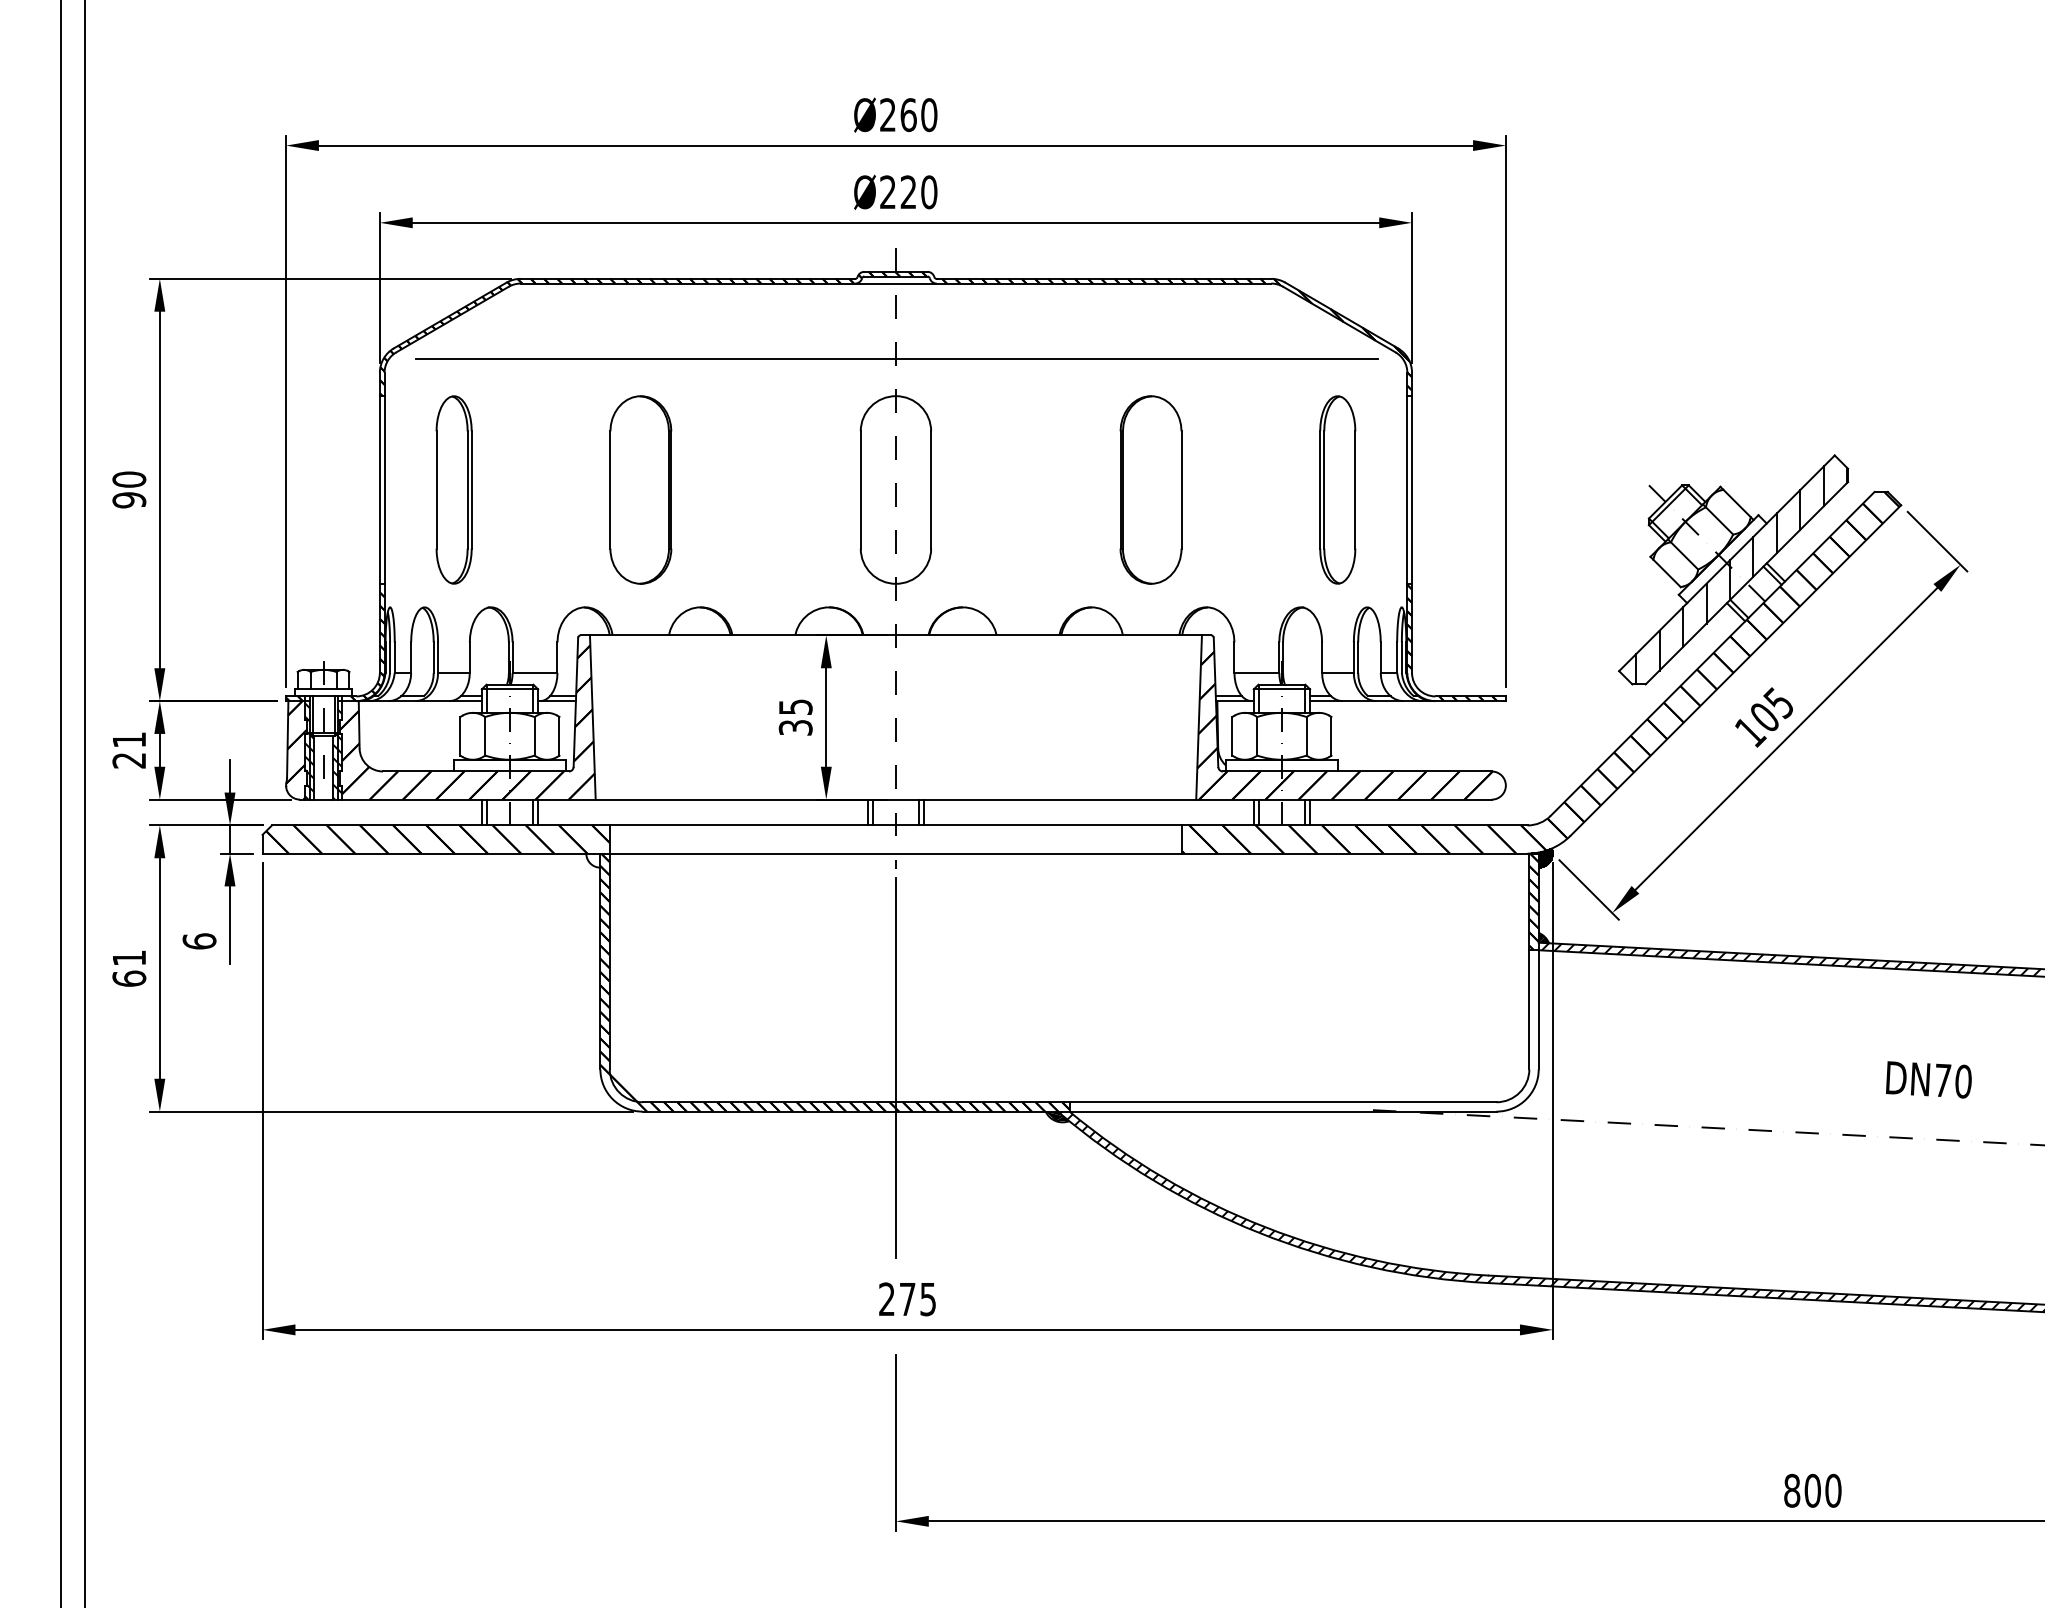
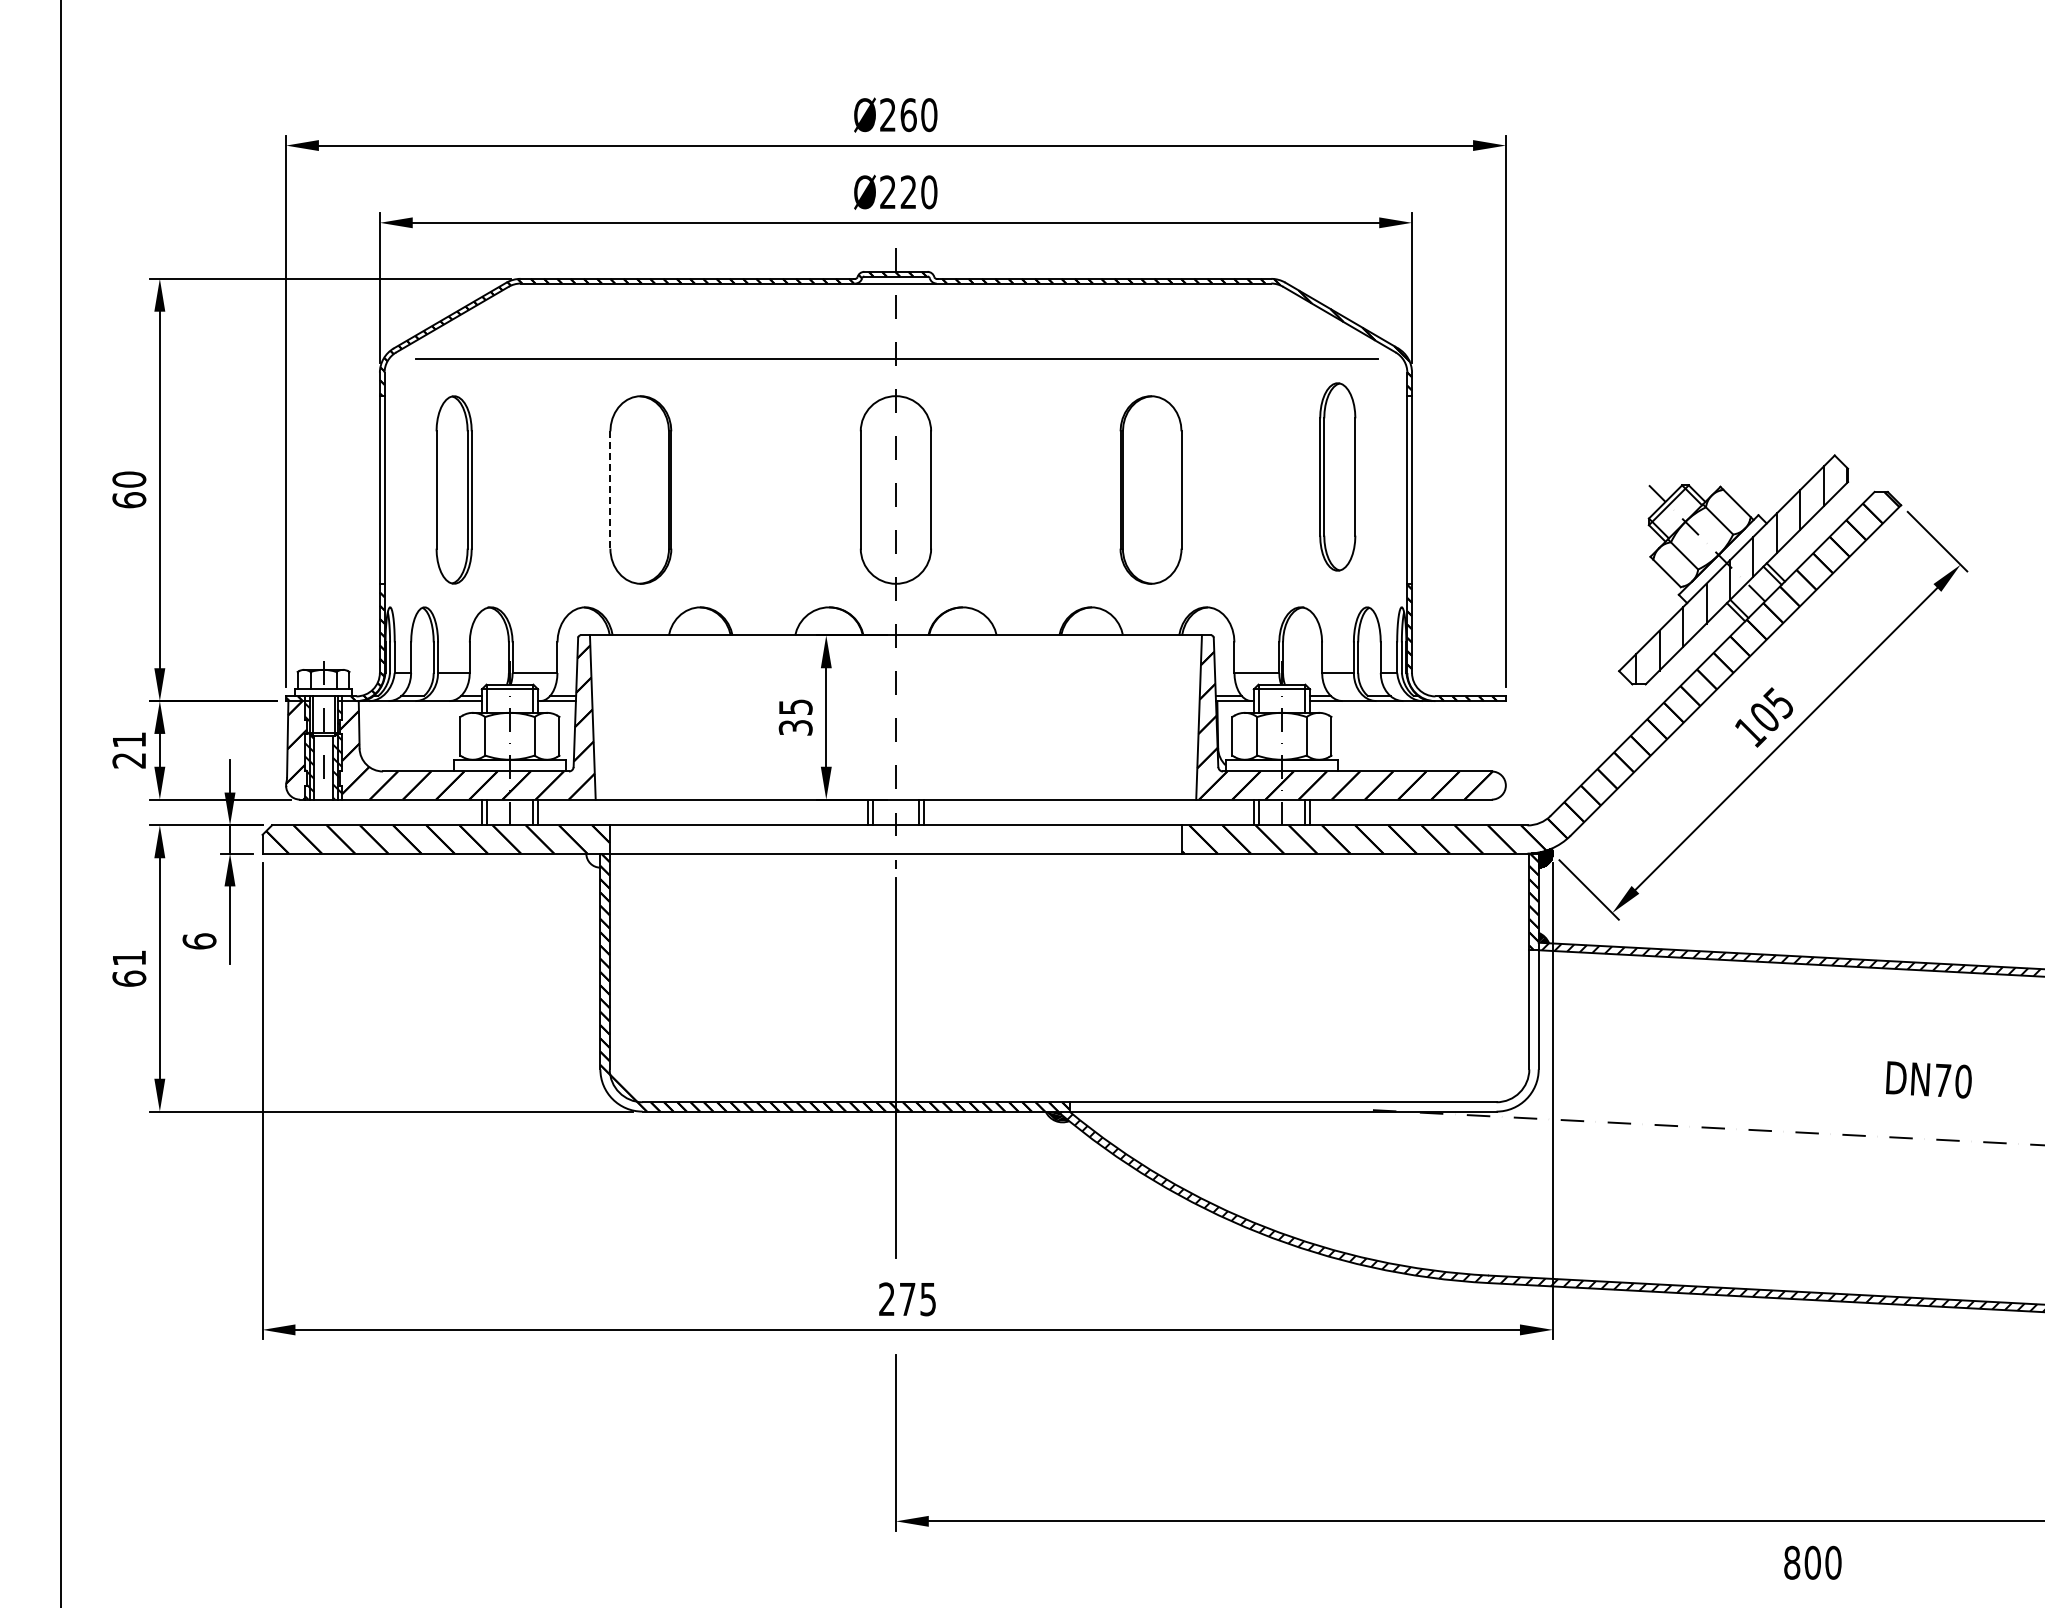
part position: (1337, 489) -> (1337, 476) (1337, 476)
line: solid -> dashed (610, 490)
text: 90 -> 60 (129, 500)
line: present -> none (84, 803)
text position: (1812, 1490) -> (1812, 1562) (1812, 1562)
